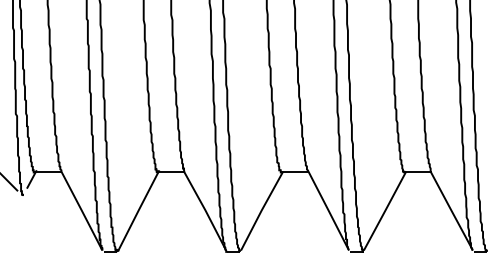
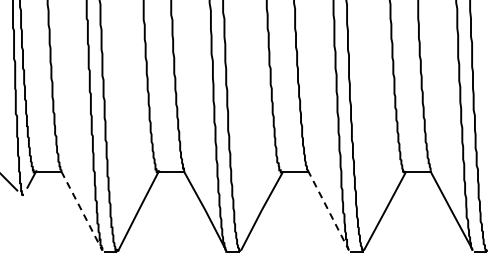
line: solid -> dashed (328, 210)
line: solid -> dashed (82, 211)
